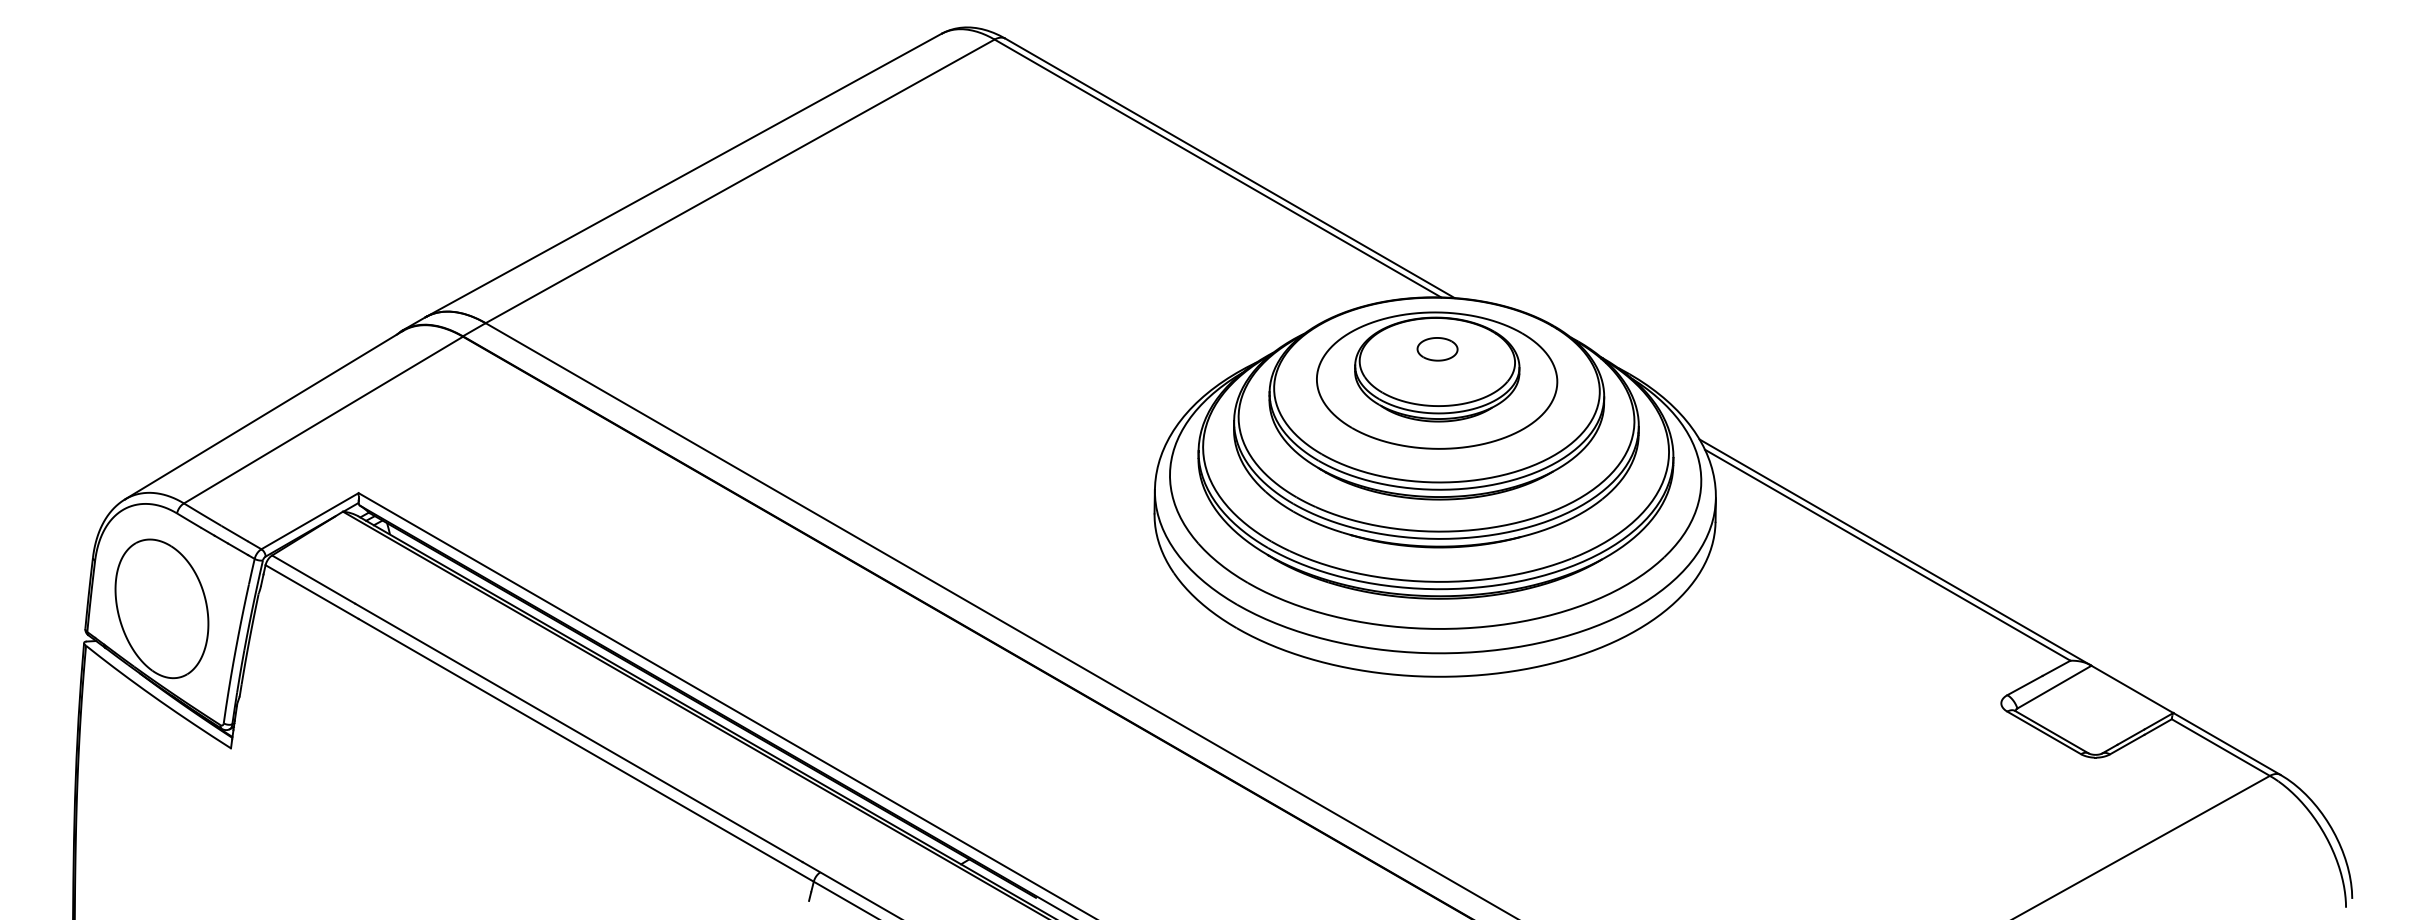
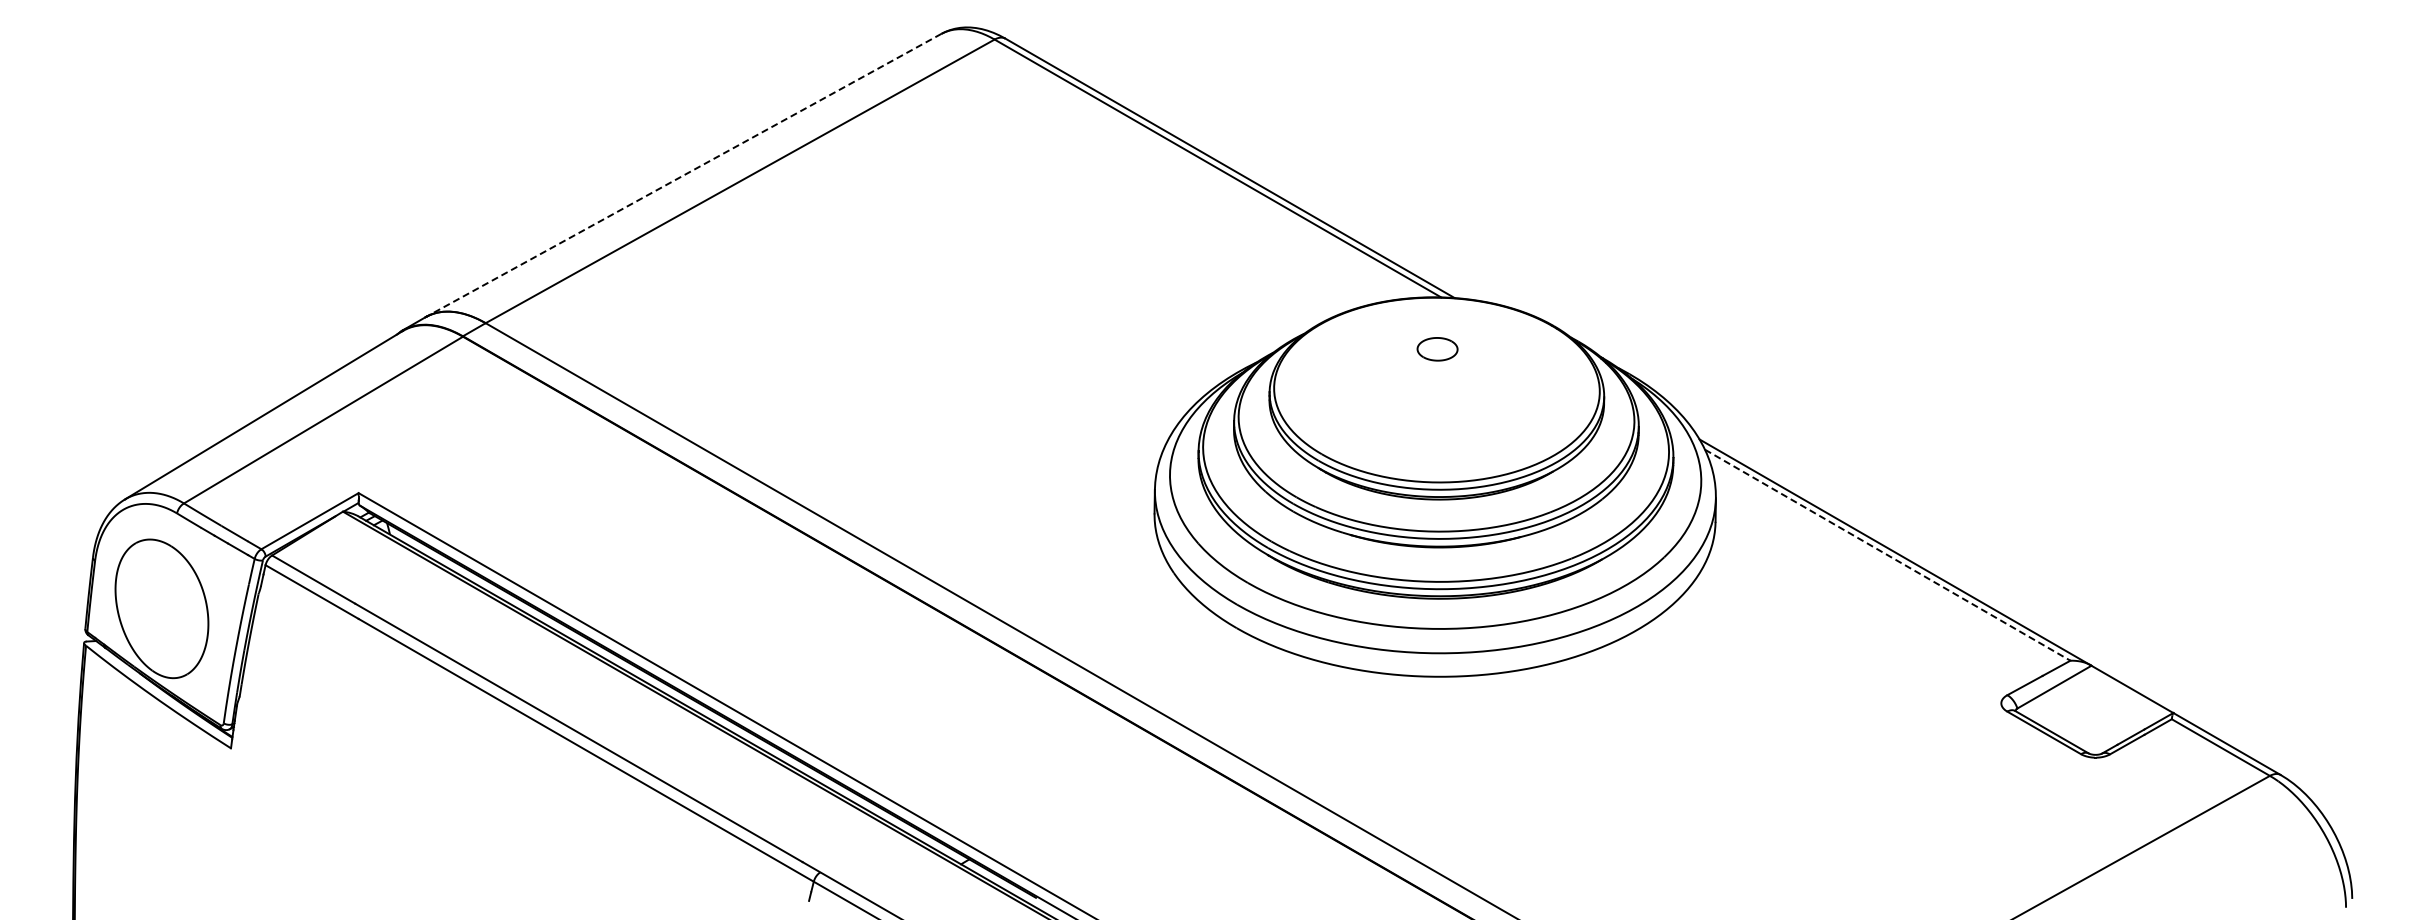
line: solid -> dashed (683, 175)
part: present -> none (1437, 380)
line: solid -> dashed (1888, 555)
